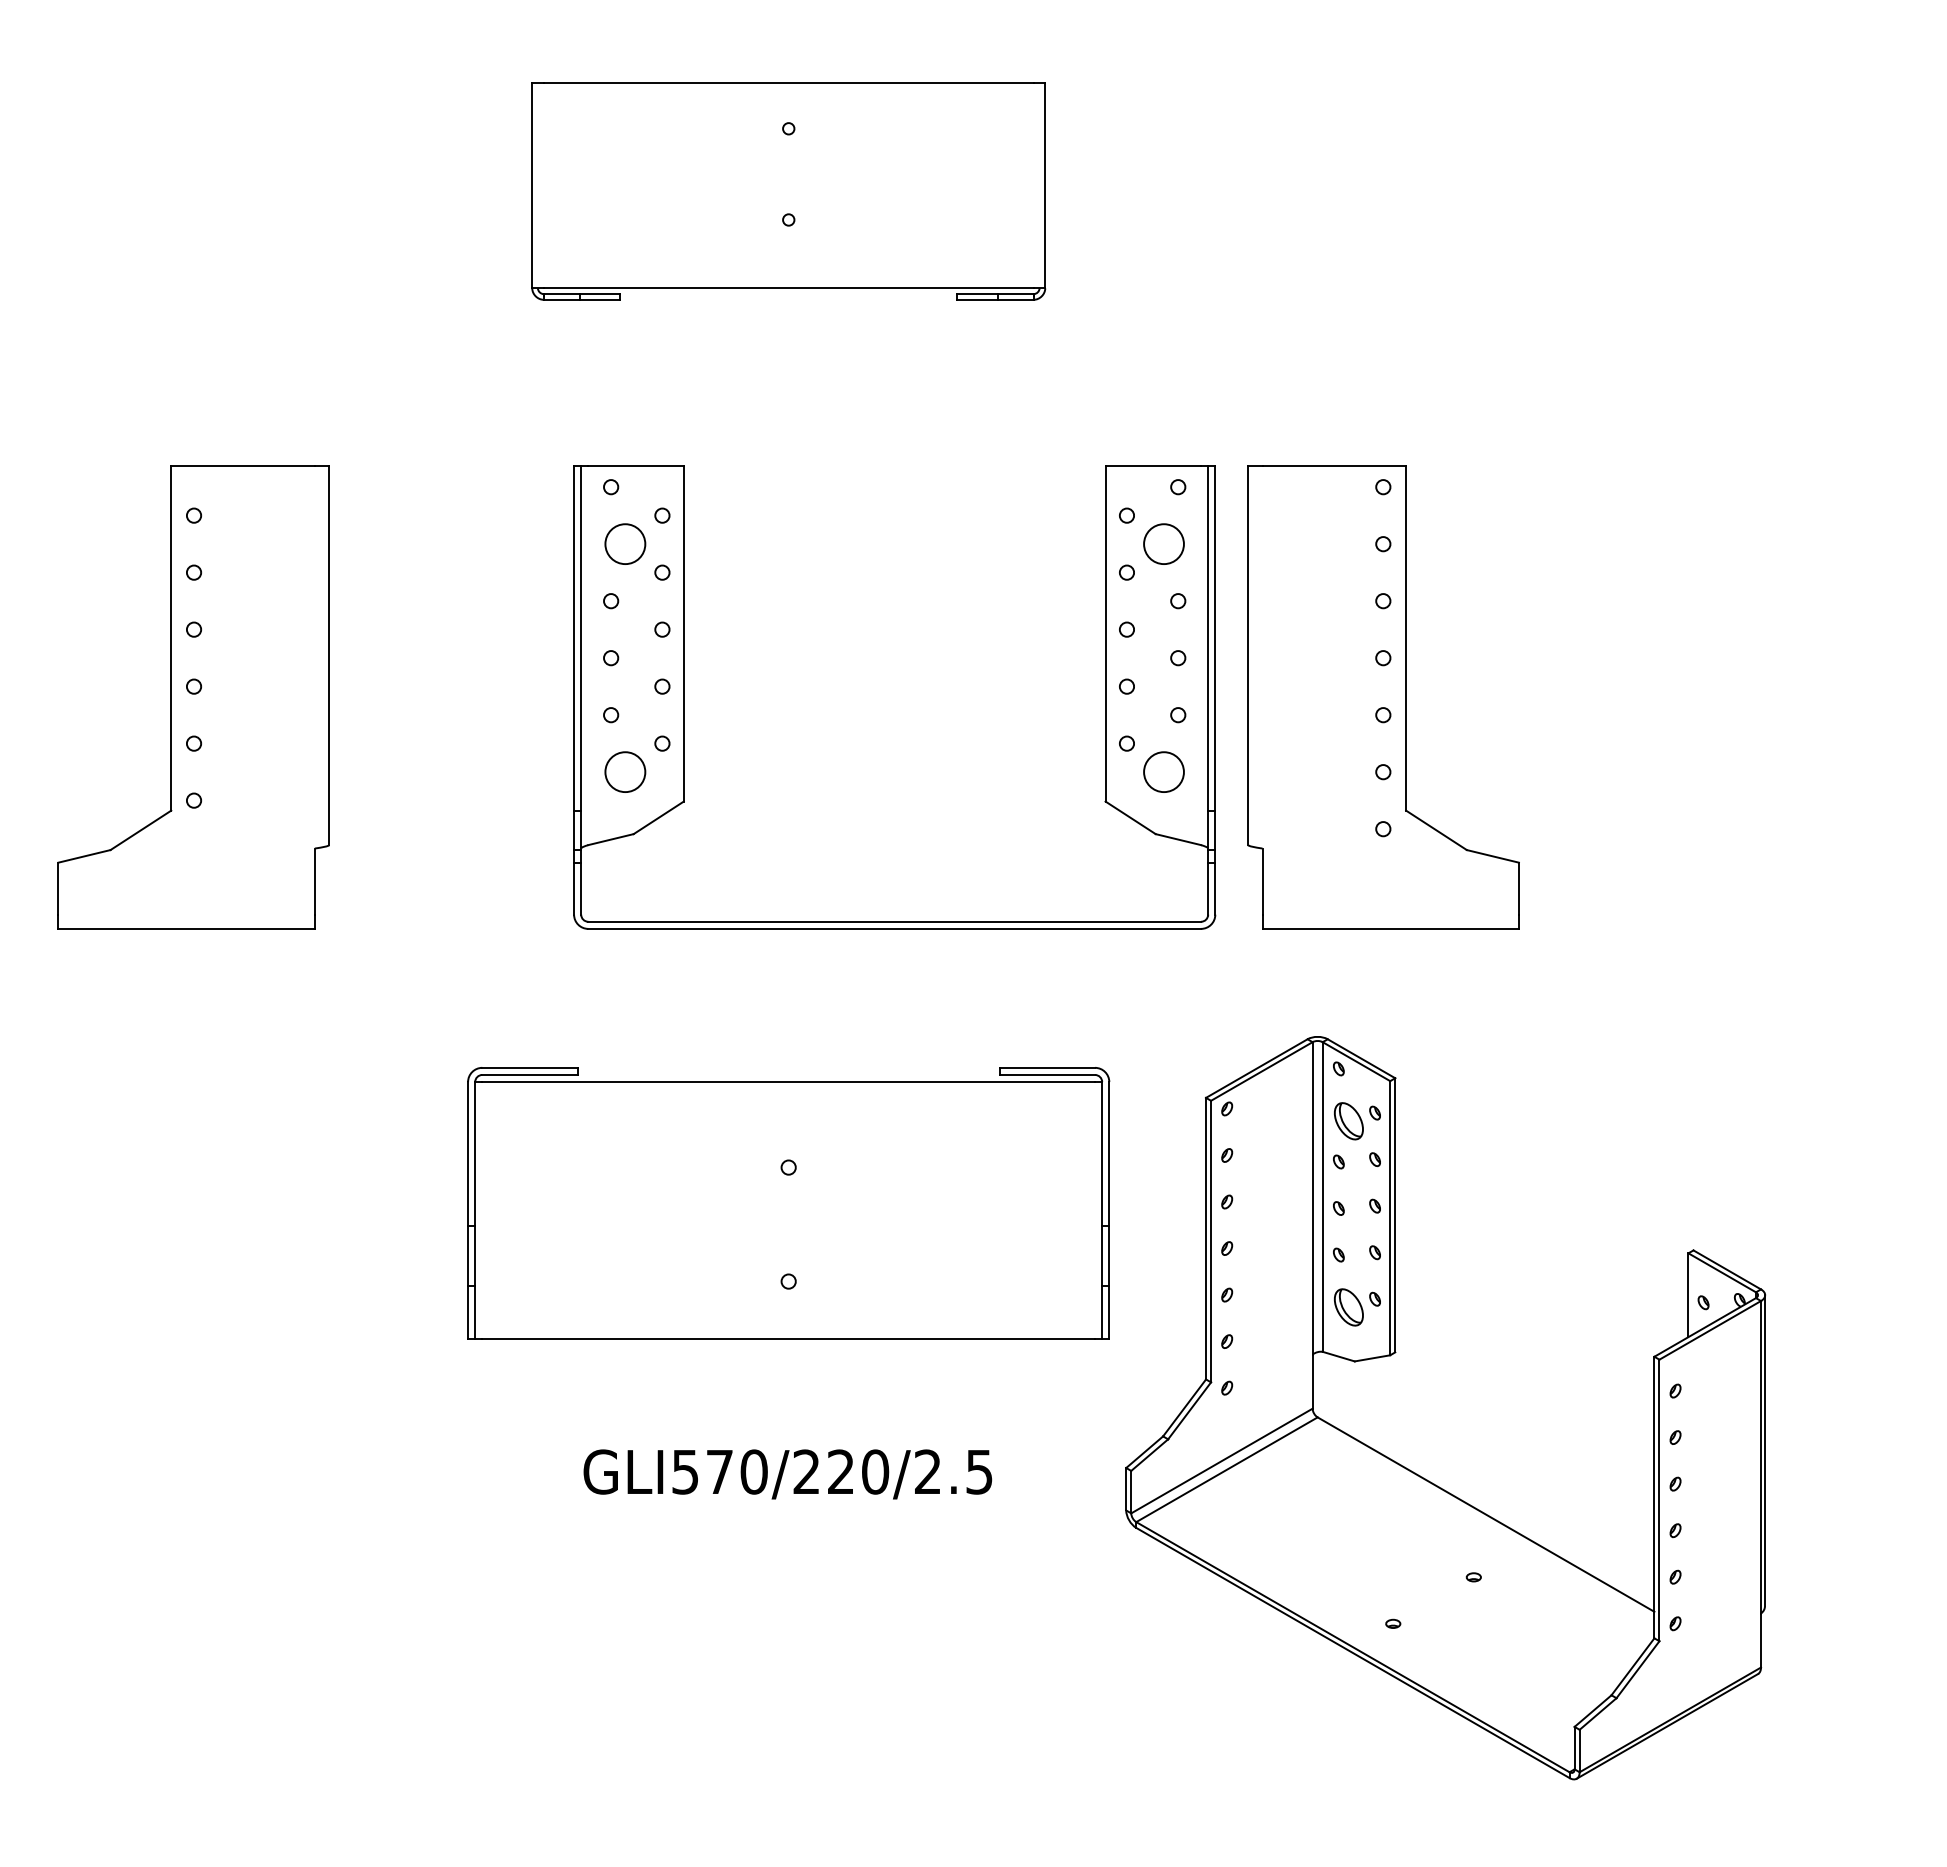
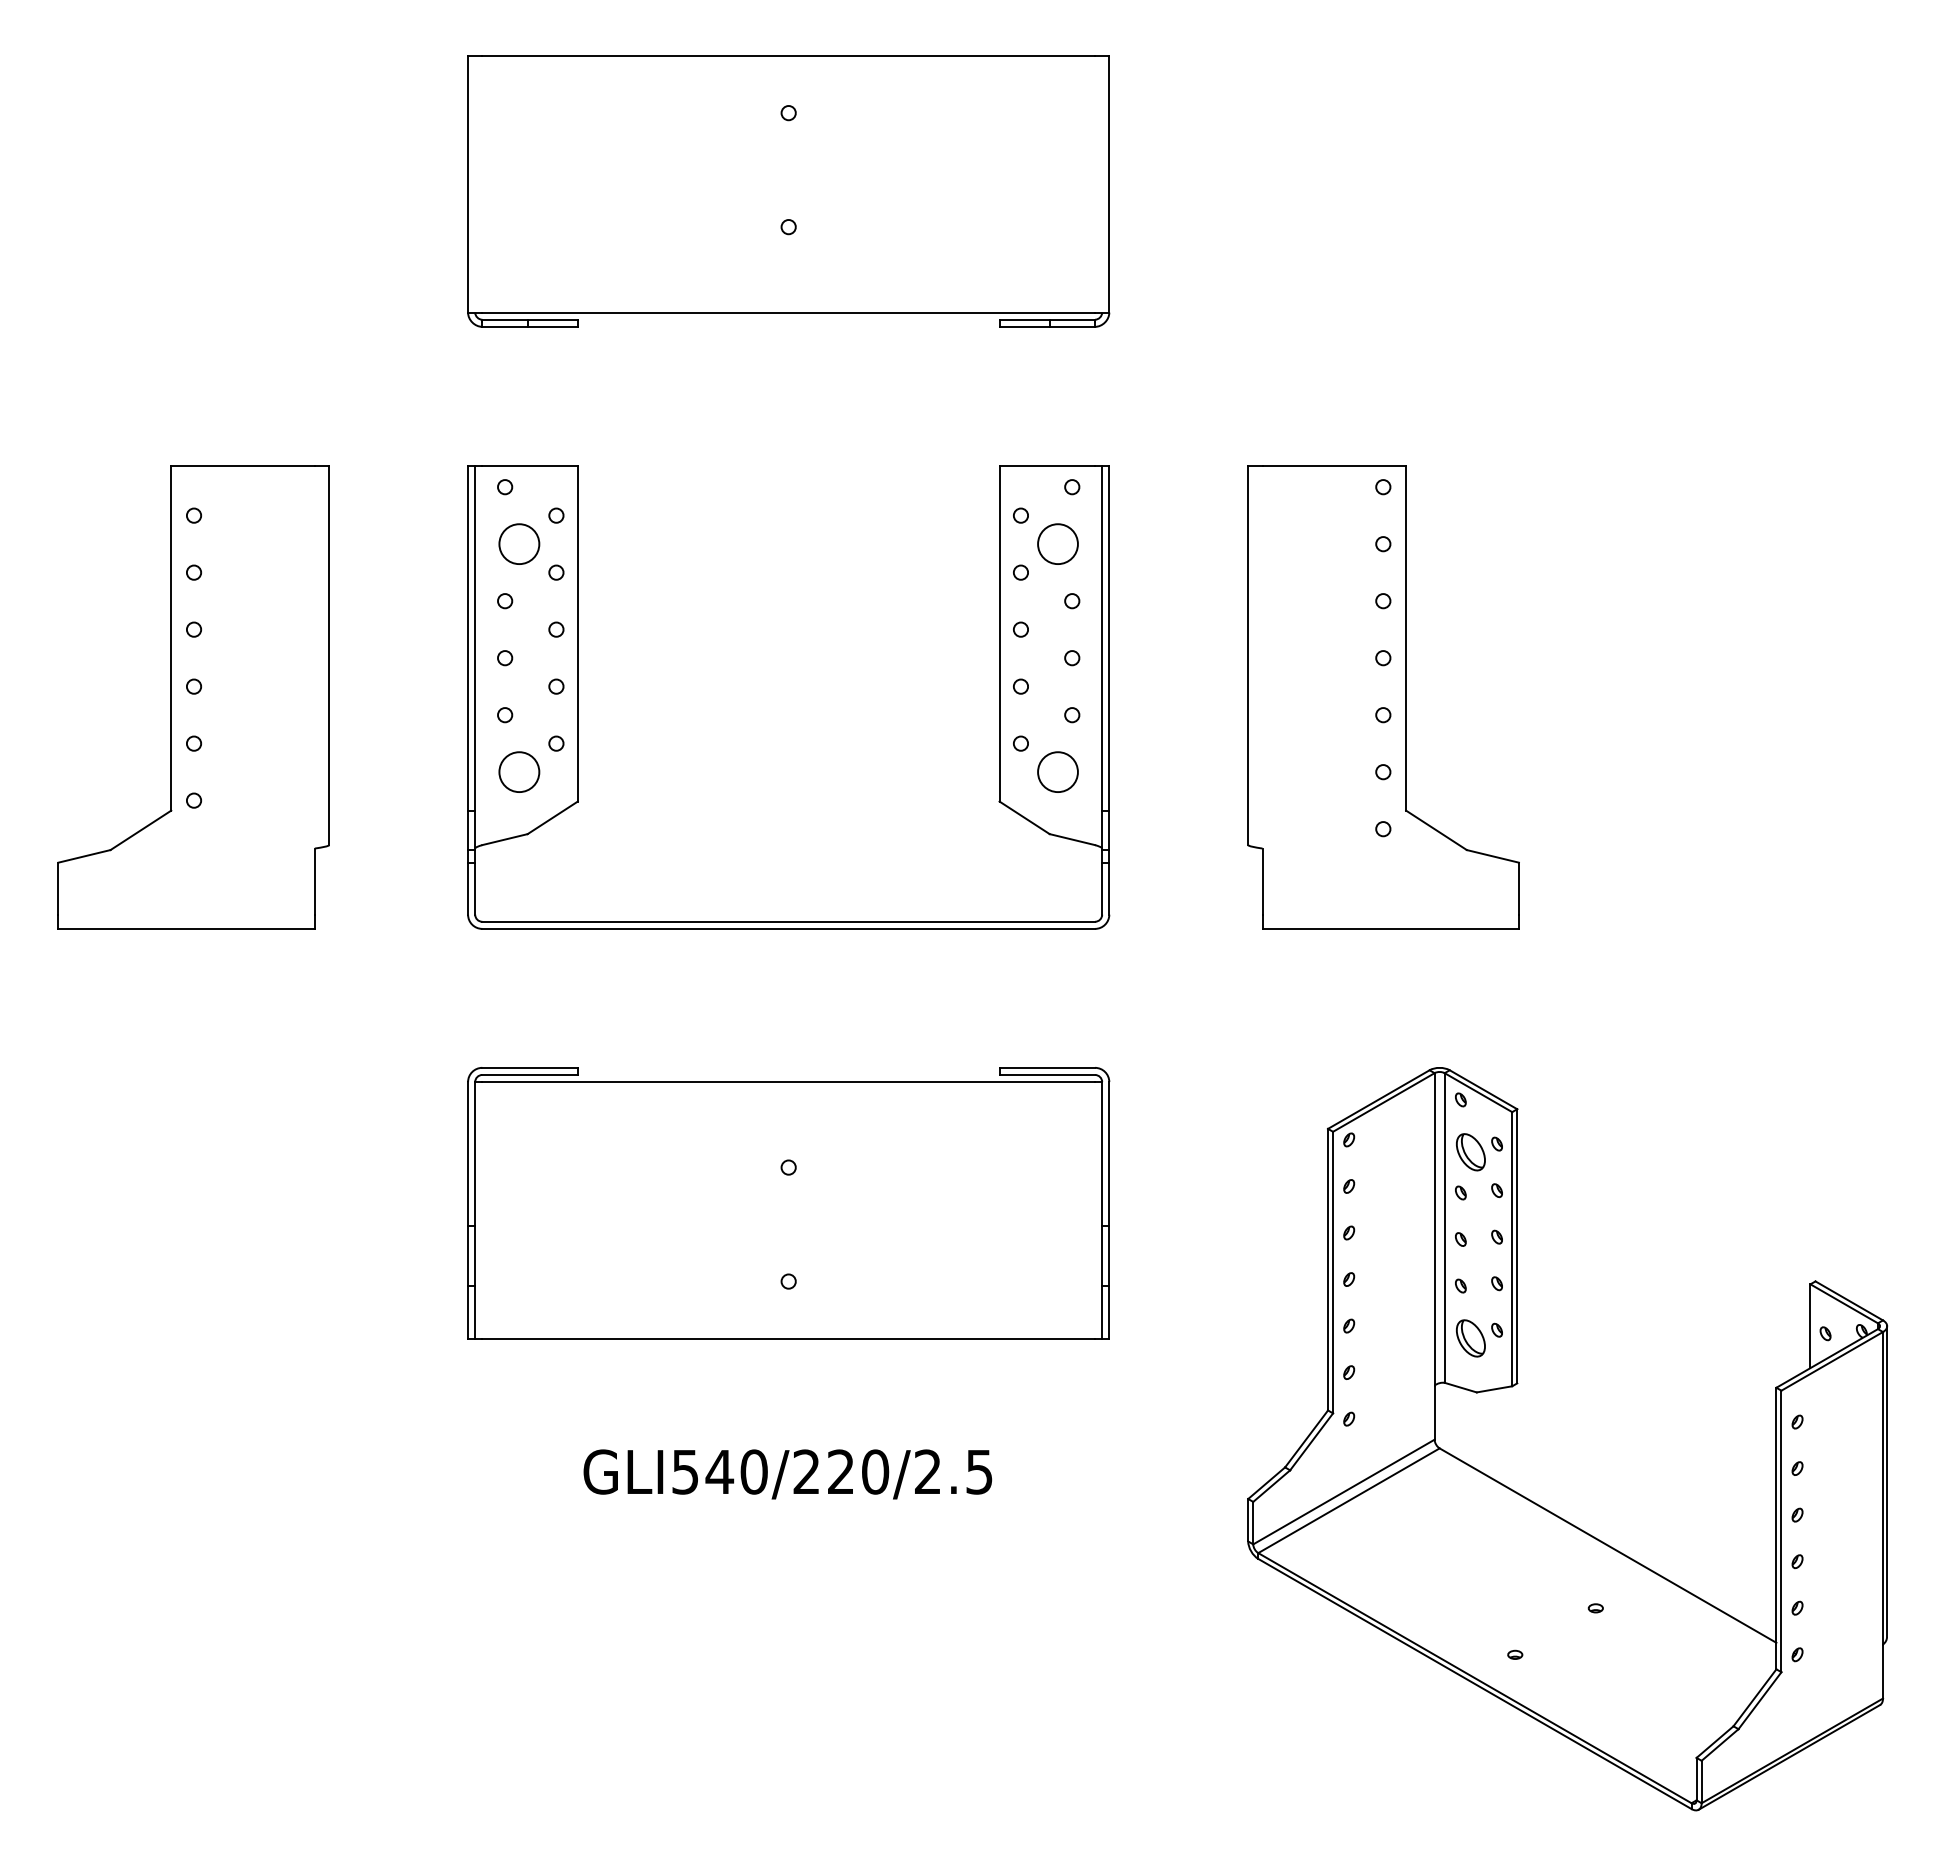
part size: 516x219 px -> 644x273 px (788, 191)
part position: (684, 697) -> (578, 697) (578, 697)
part position: (1410, 1469) -> (1532, 1500) (1532, 1500)
text: GLI570/220/2.5 -> GLI540/220/2.5 (719, 1471)
